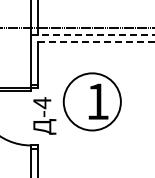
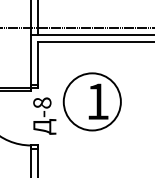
line: dashed -> solid (93, 34)
line: dashed -> solid (96, 41)
text: -4 -> -8 (42, 103)
